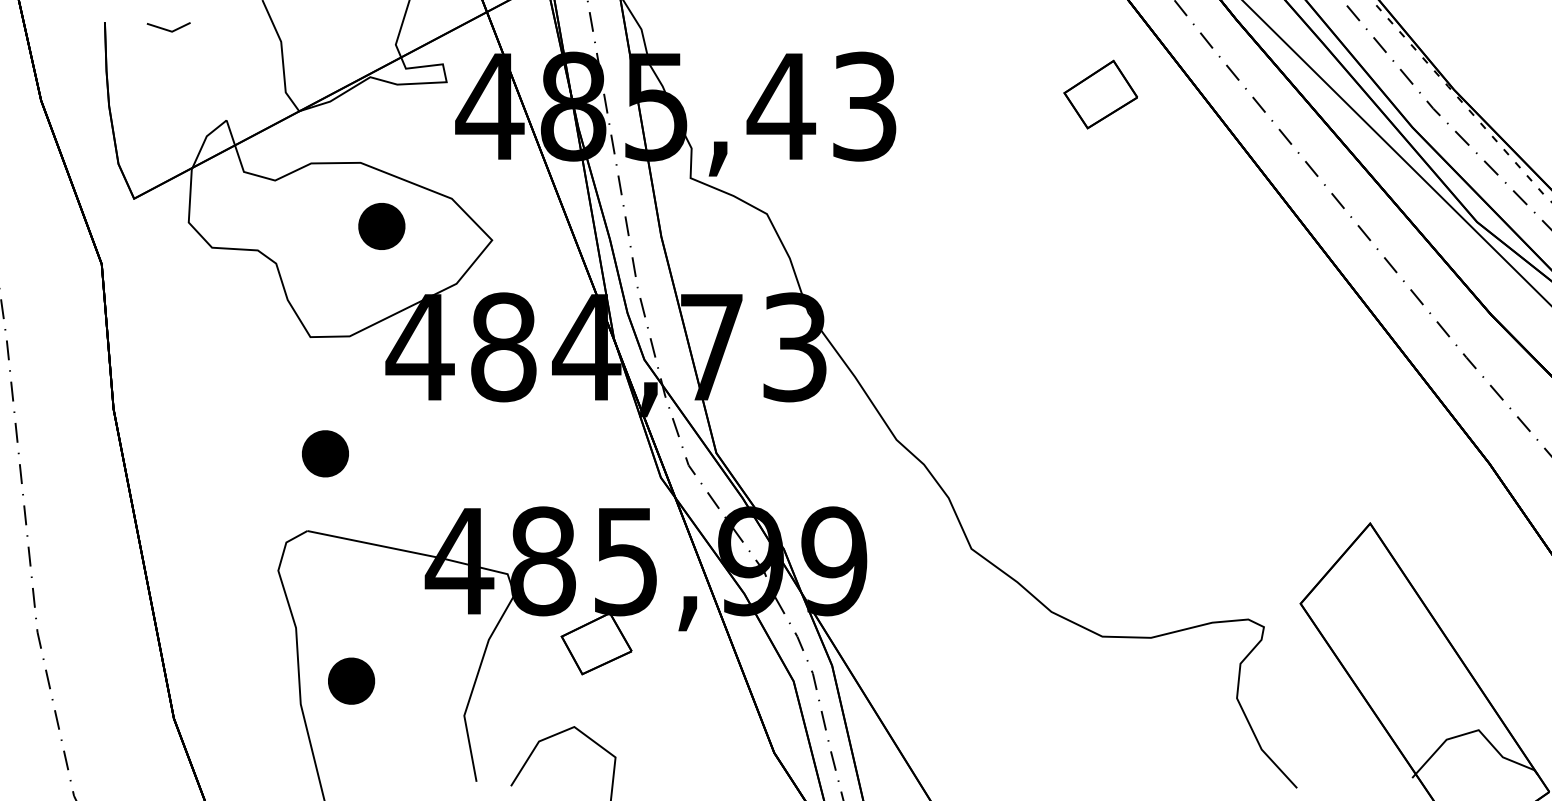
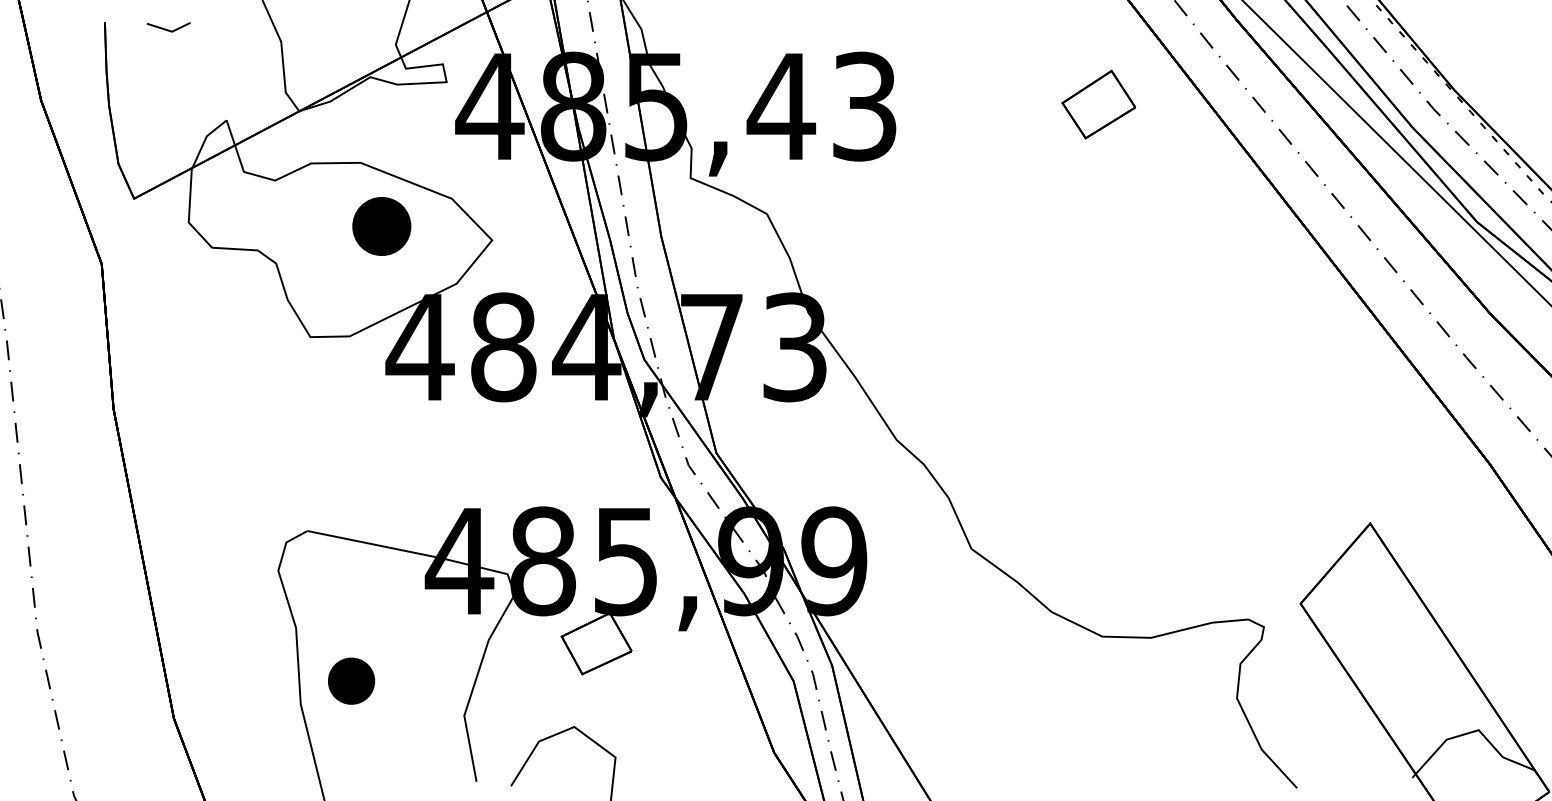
part position: (1100, 94) -> (1098, 104) (1098, 104)
part size: 48x47 px -> 60x59 px (381, 226)
part: present -> none (325, 453)
